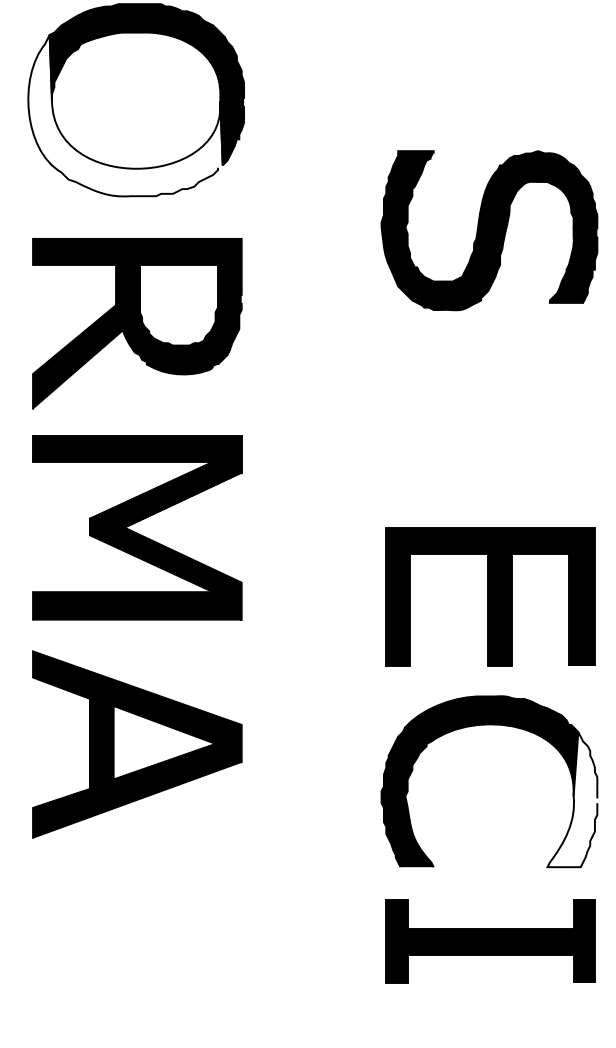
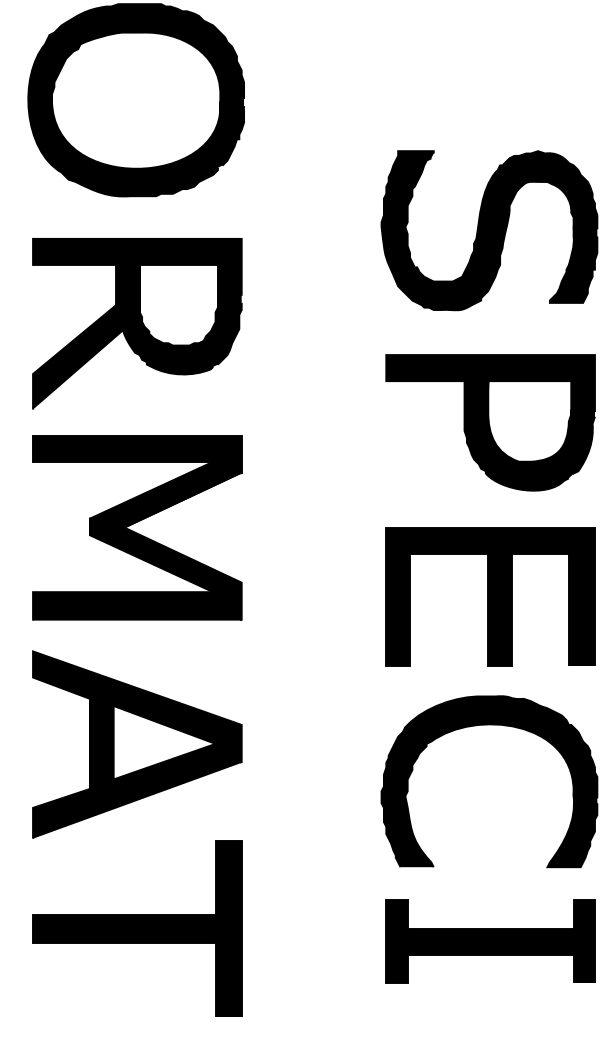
fill: none -> present (125, 115)
part: none -> present (490, 422)
fill: none -> present (572, 799)
part: none -> present (137, 928)
